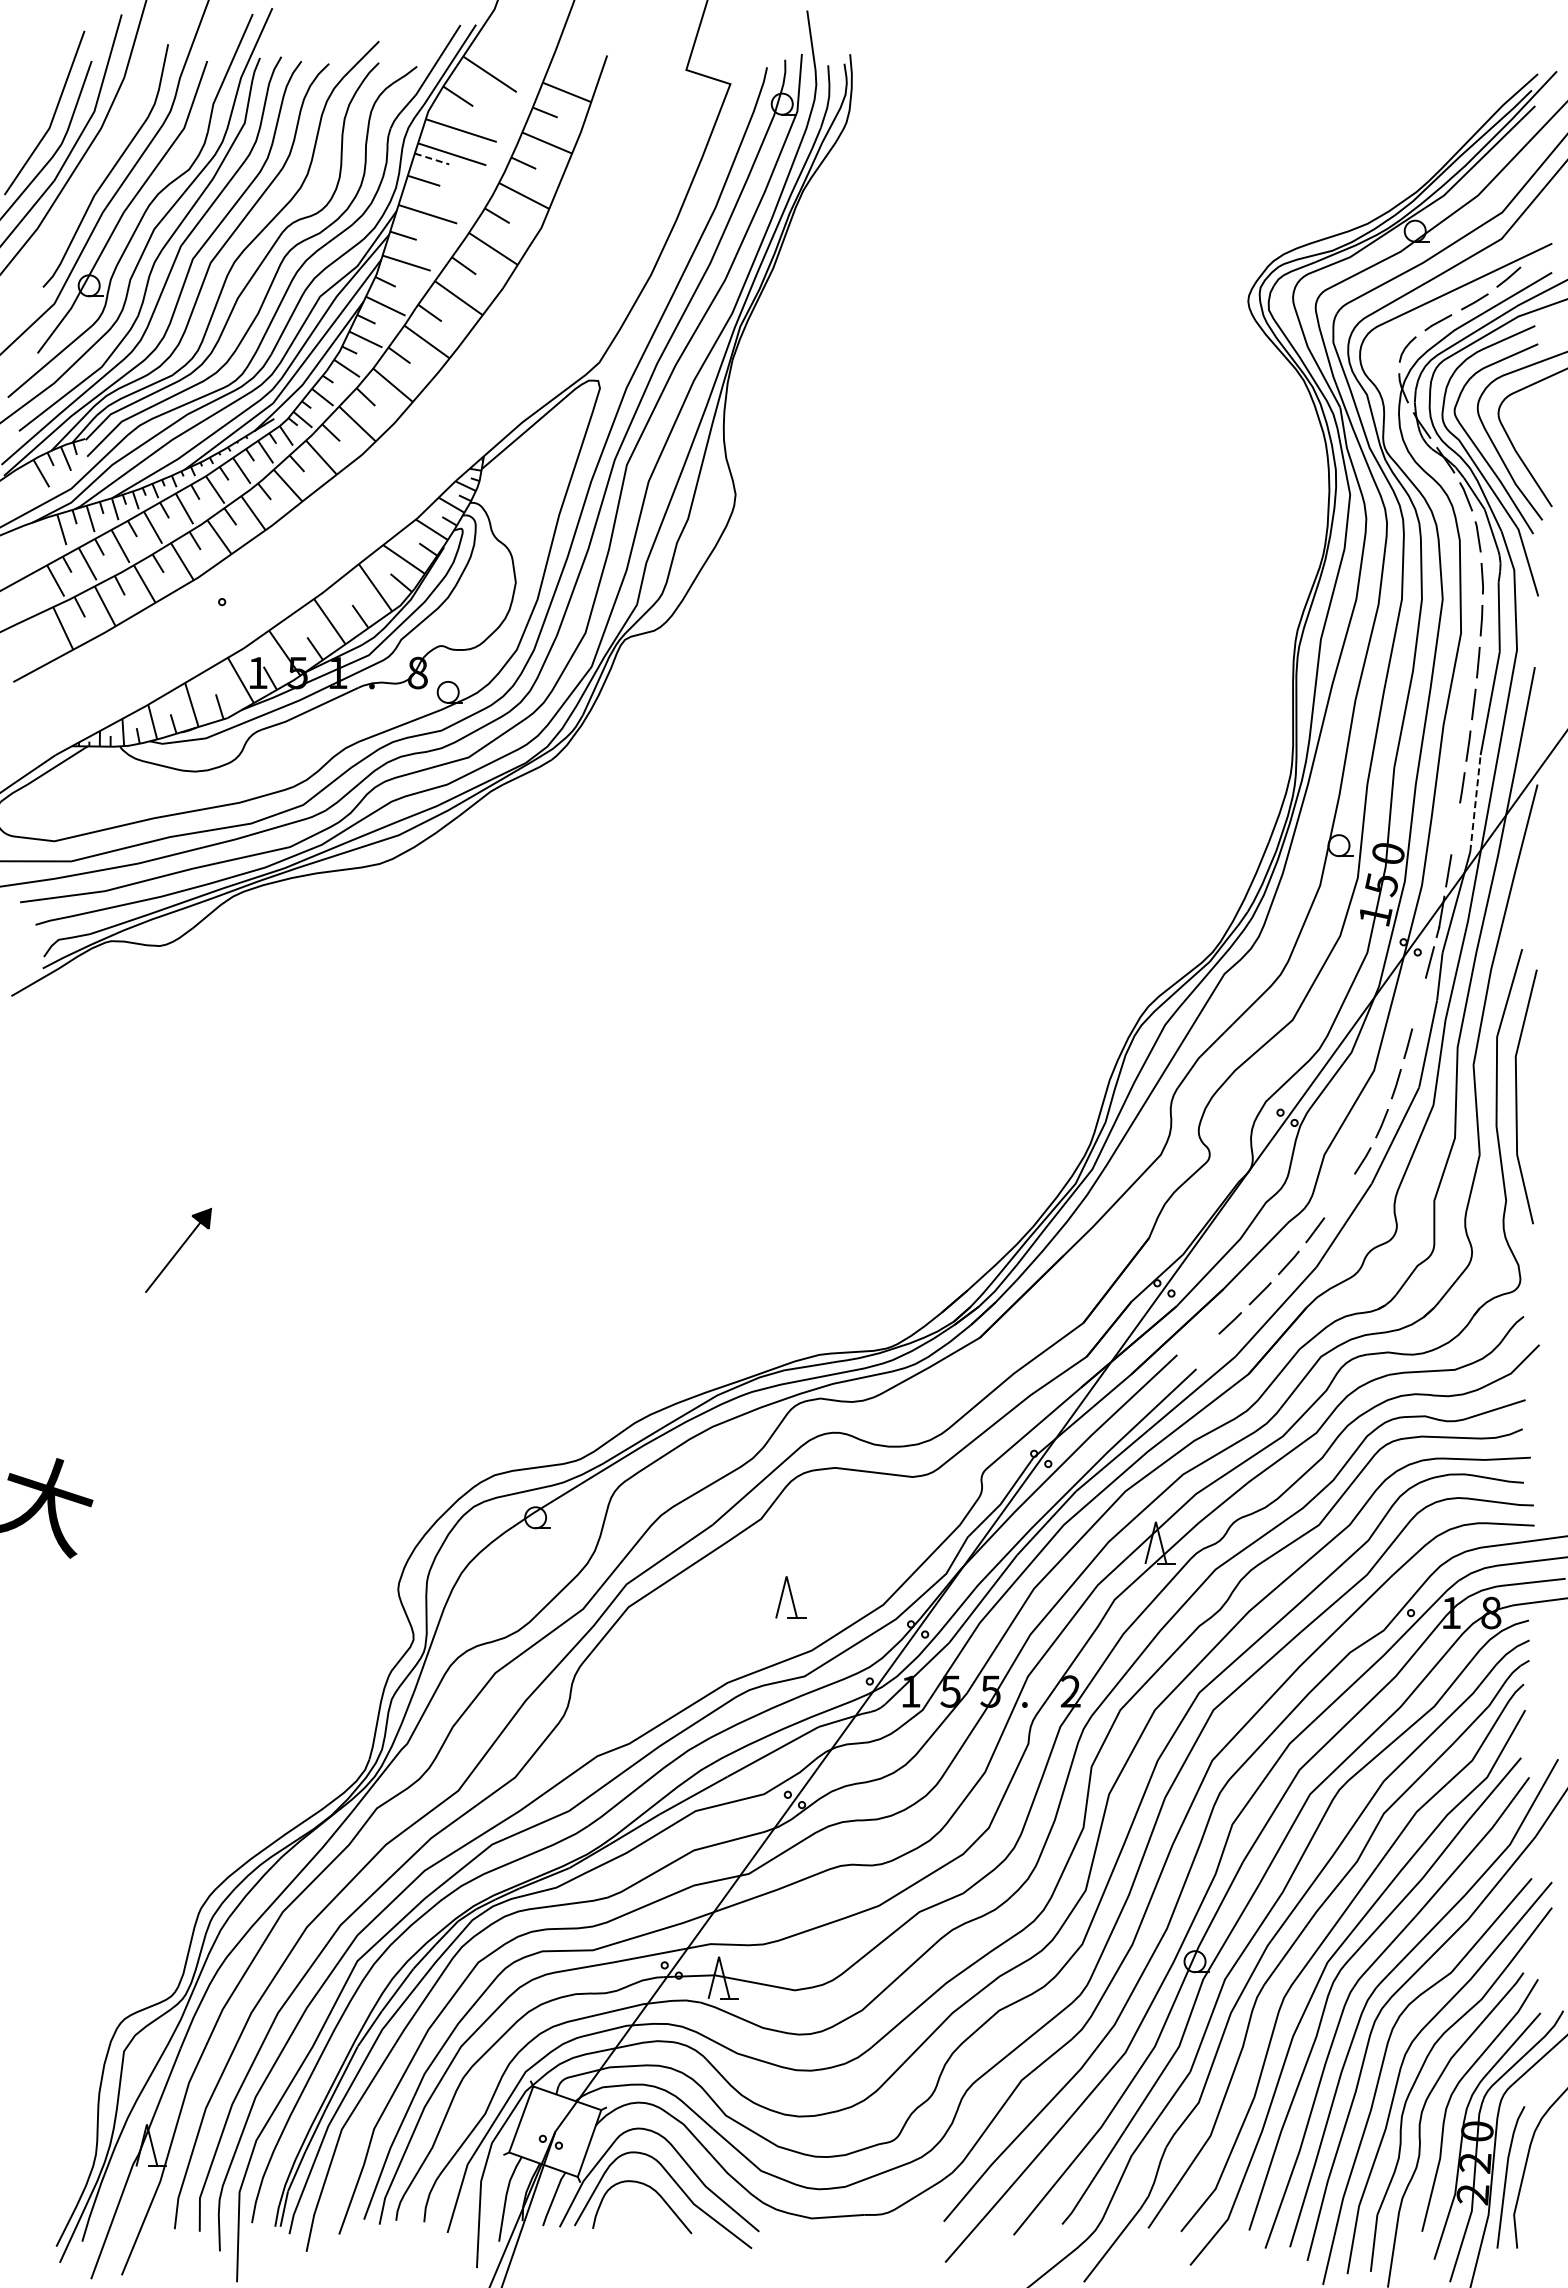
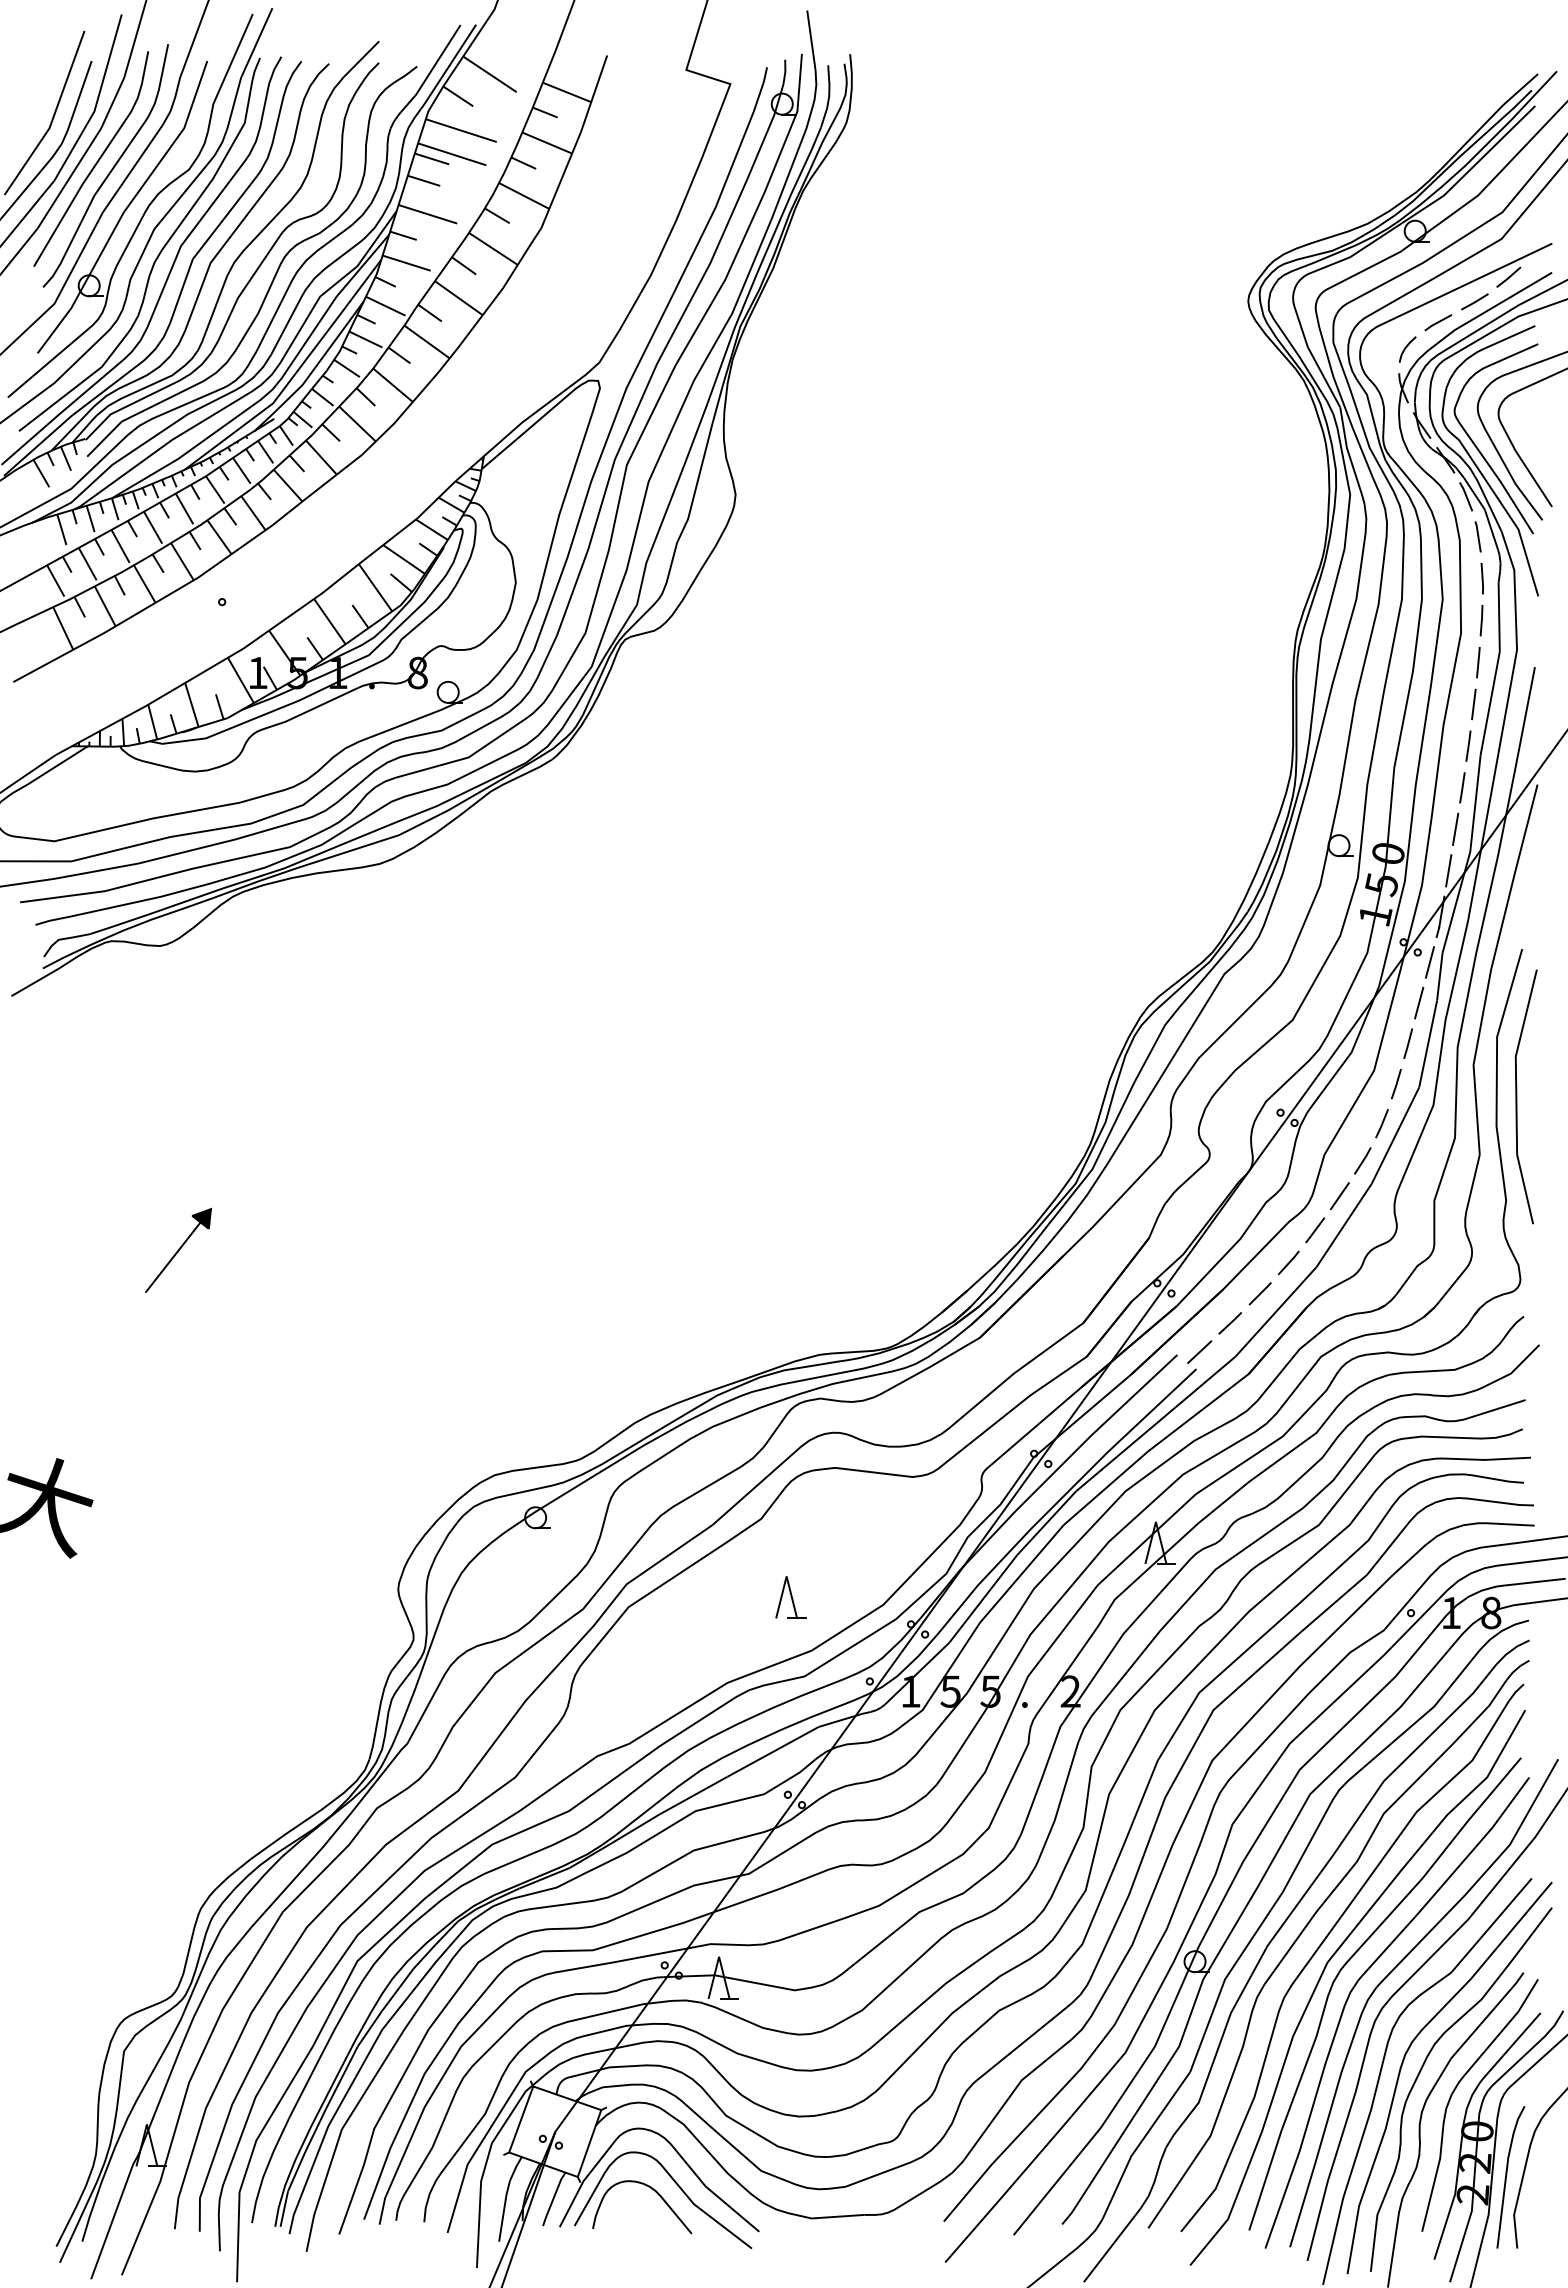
line: dashed -> solid (432, 159)
curve: none -> present (96, 161)
line: dashed -> solid (1475, 803)
line: none -> present (1455, 828)
line: none -> present (1419, 1002)
line: none -> present (1339, 1196)
line: none -> present (1199, 1351)
